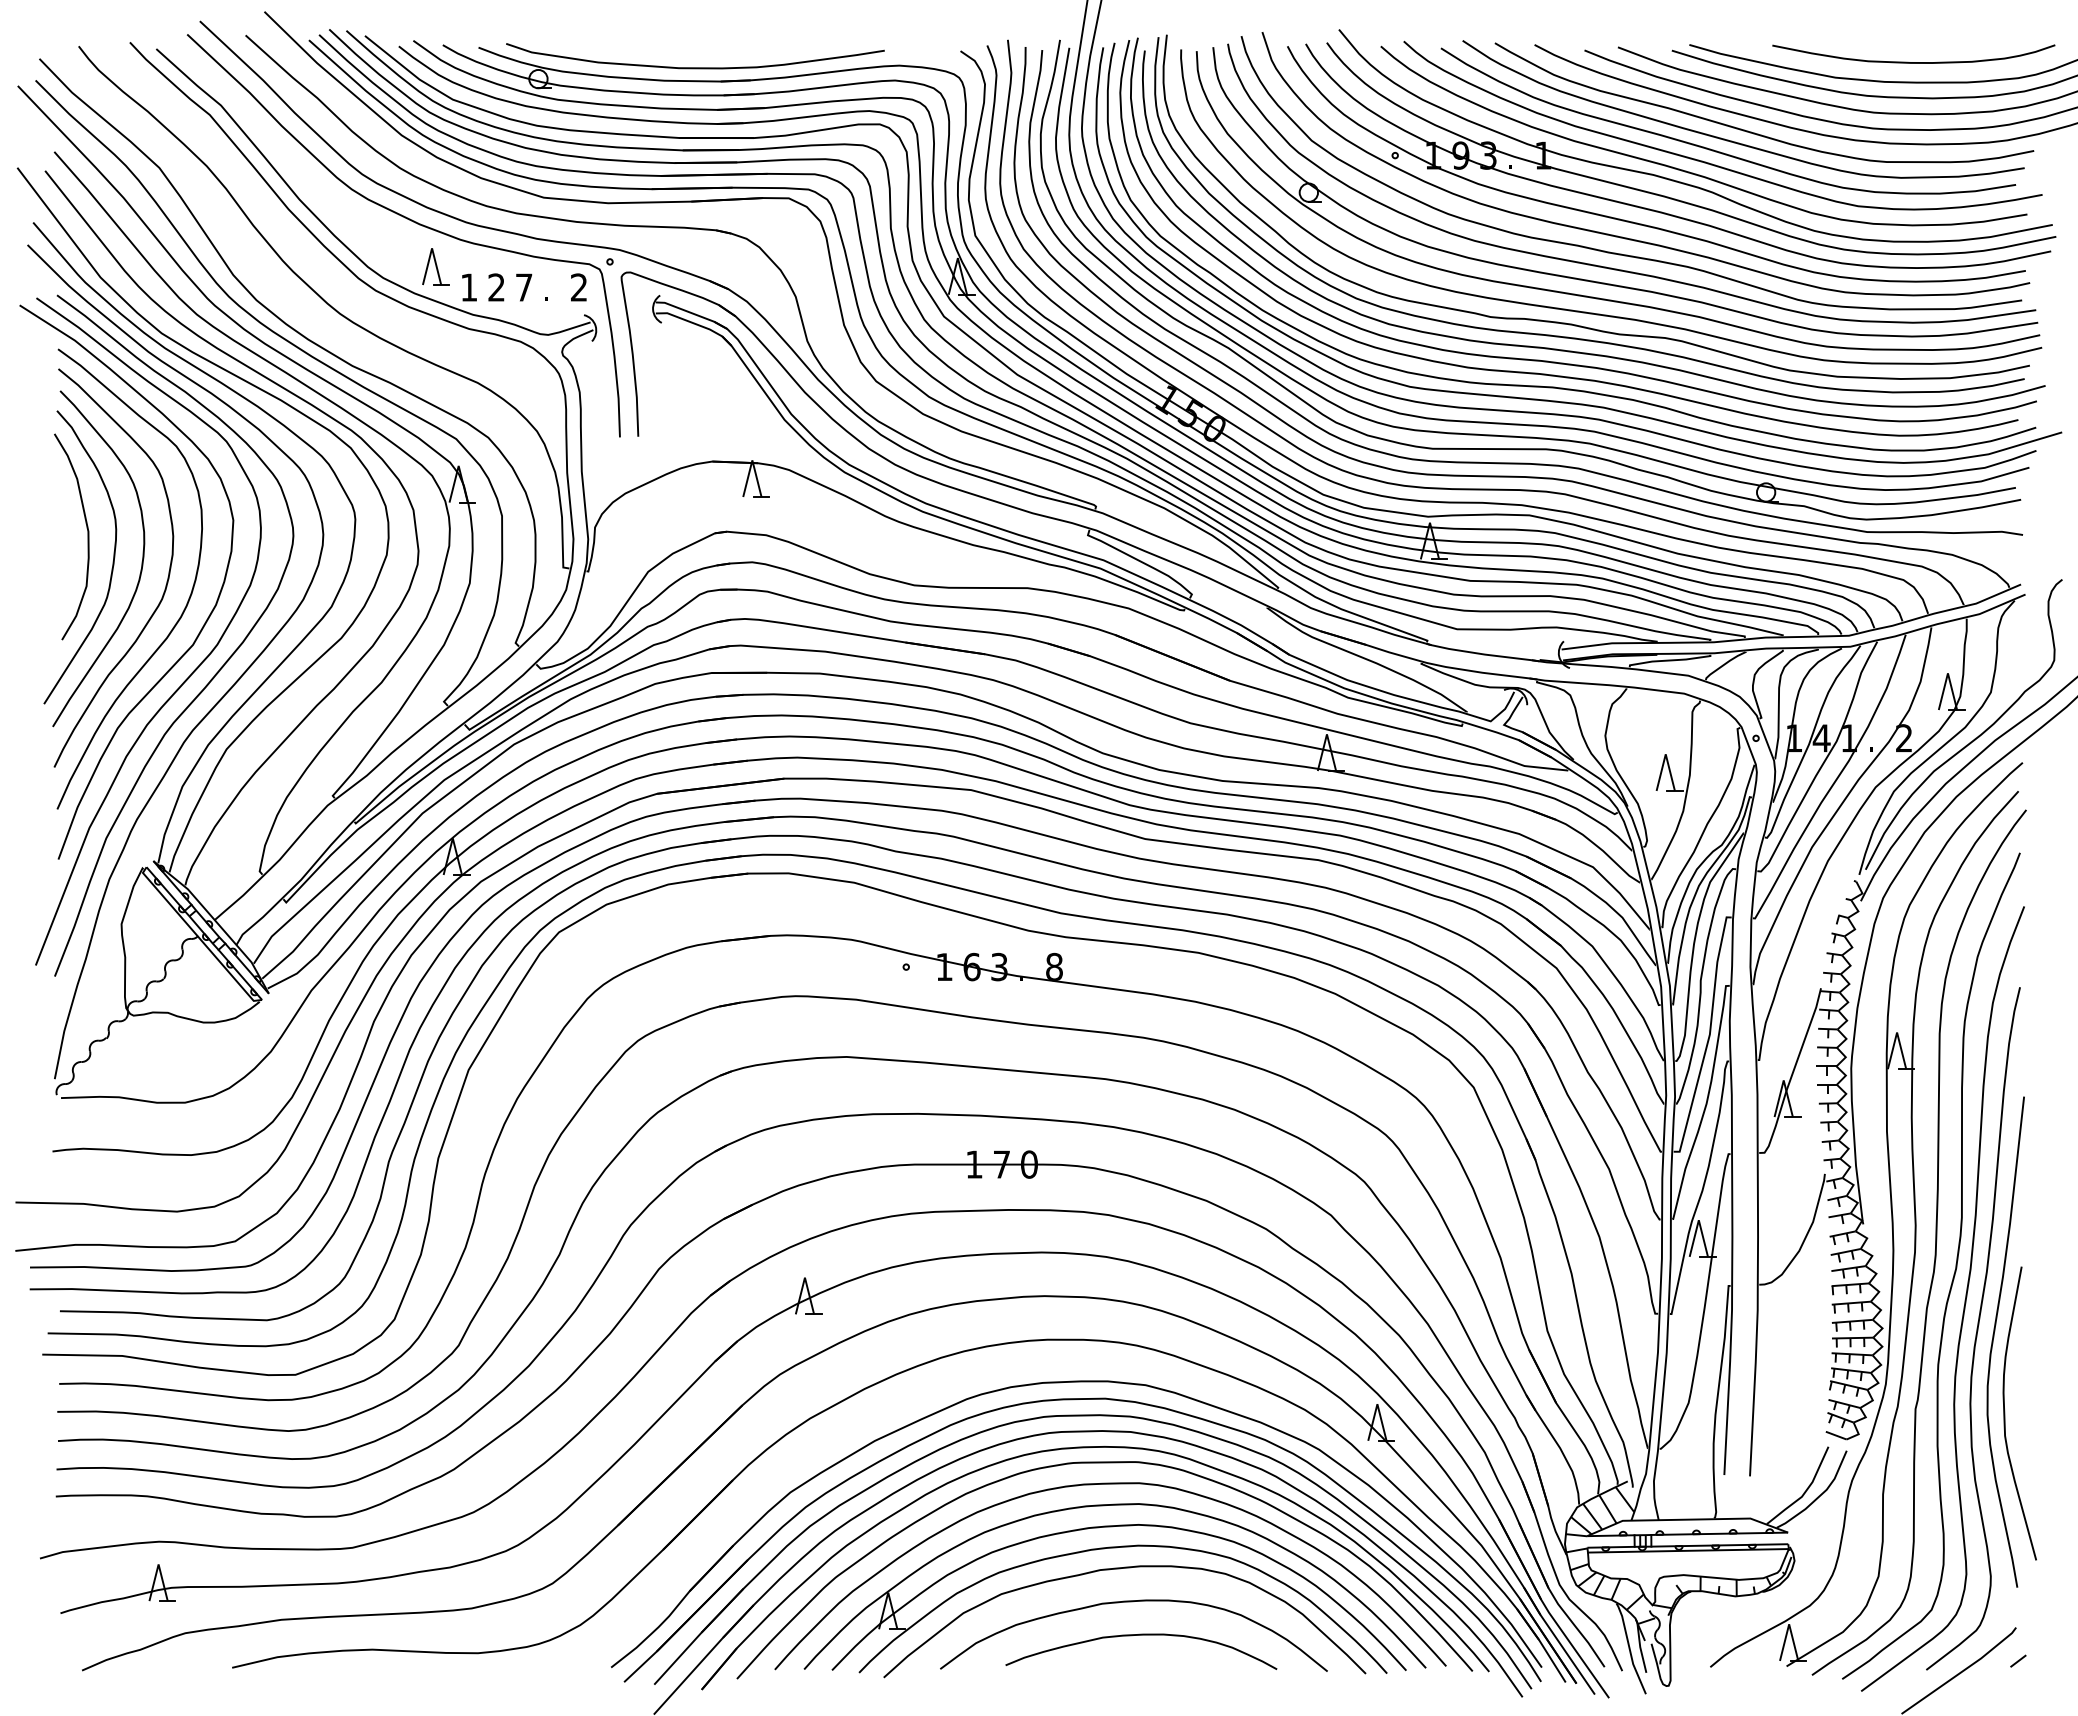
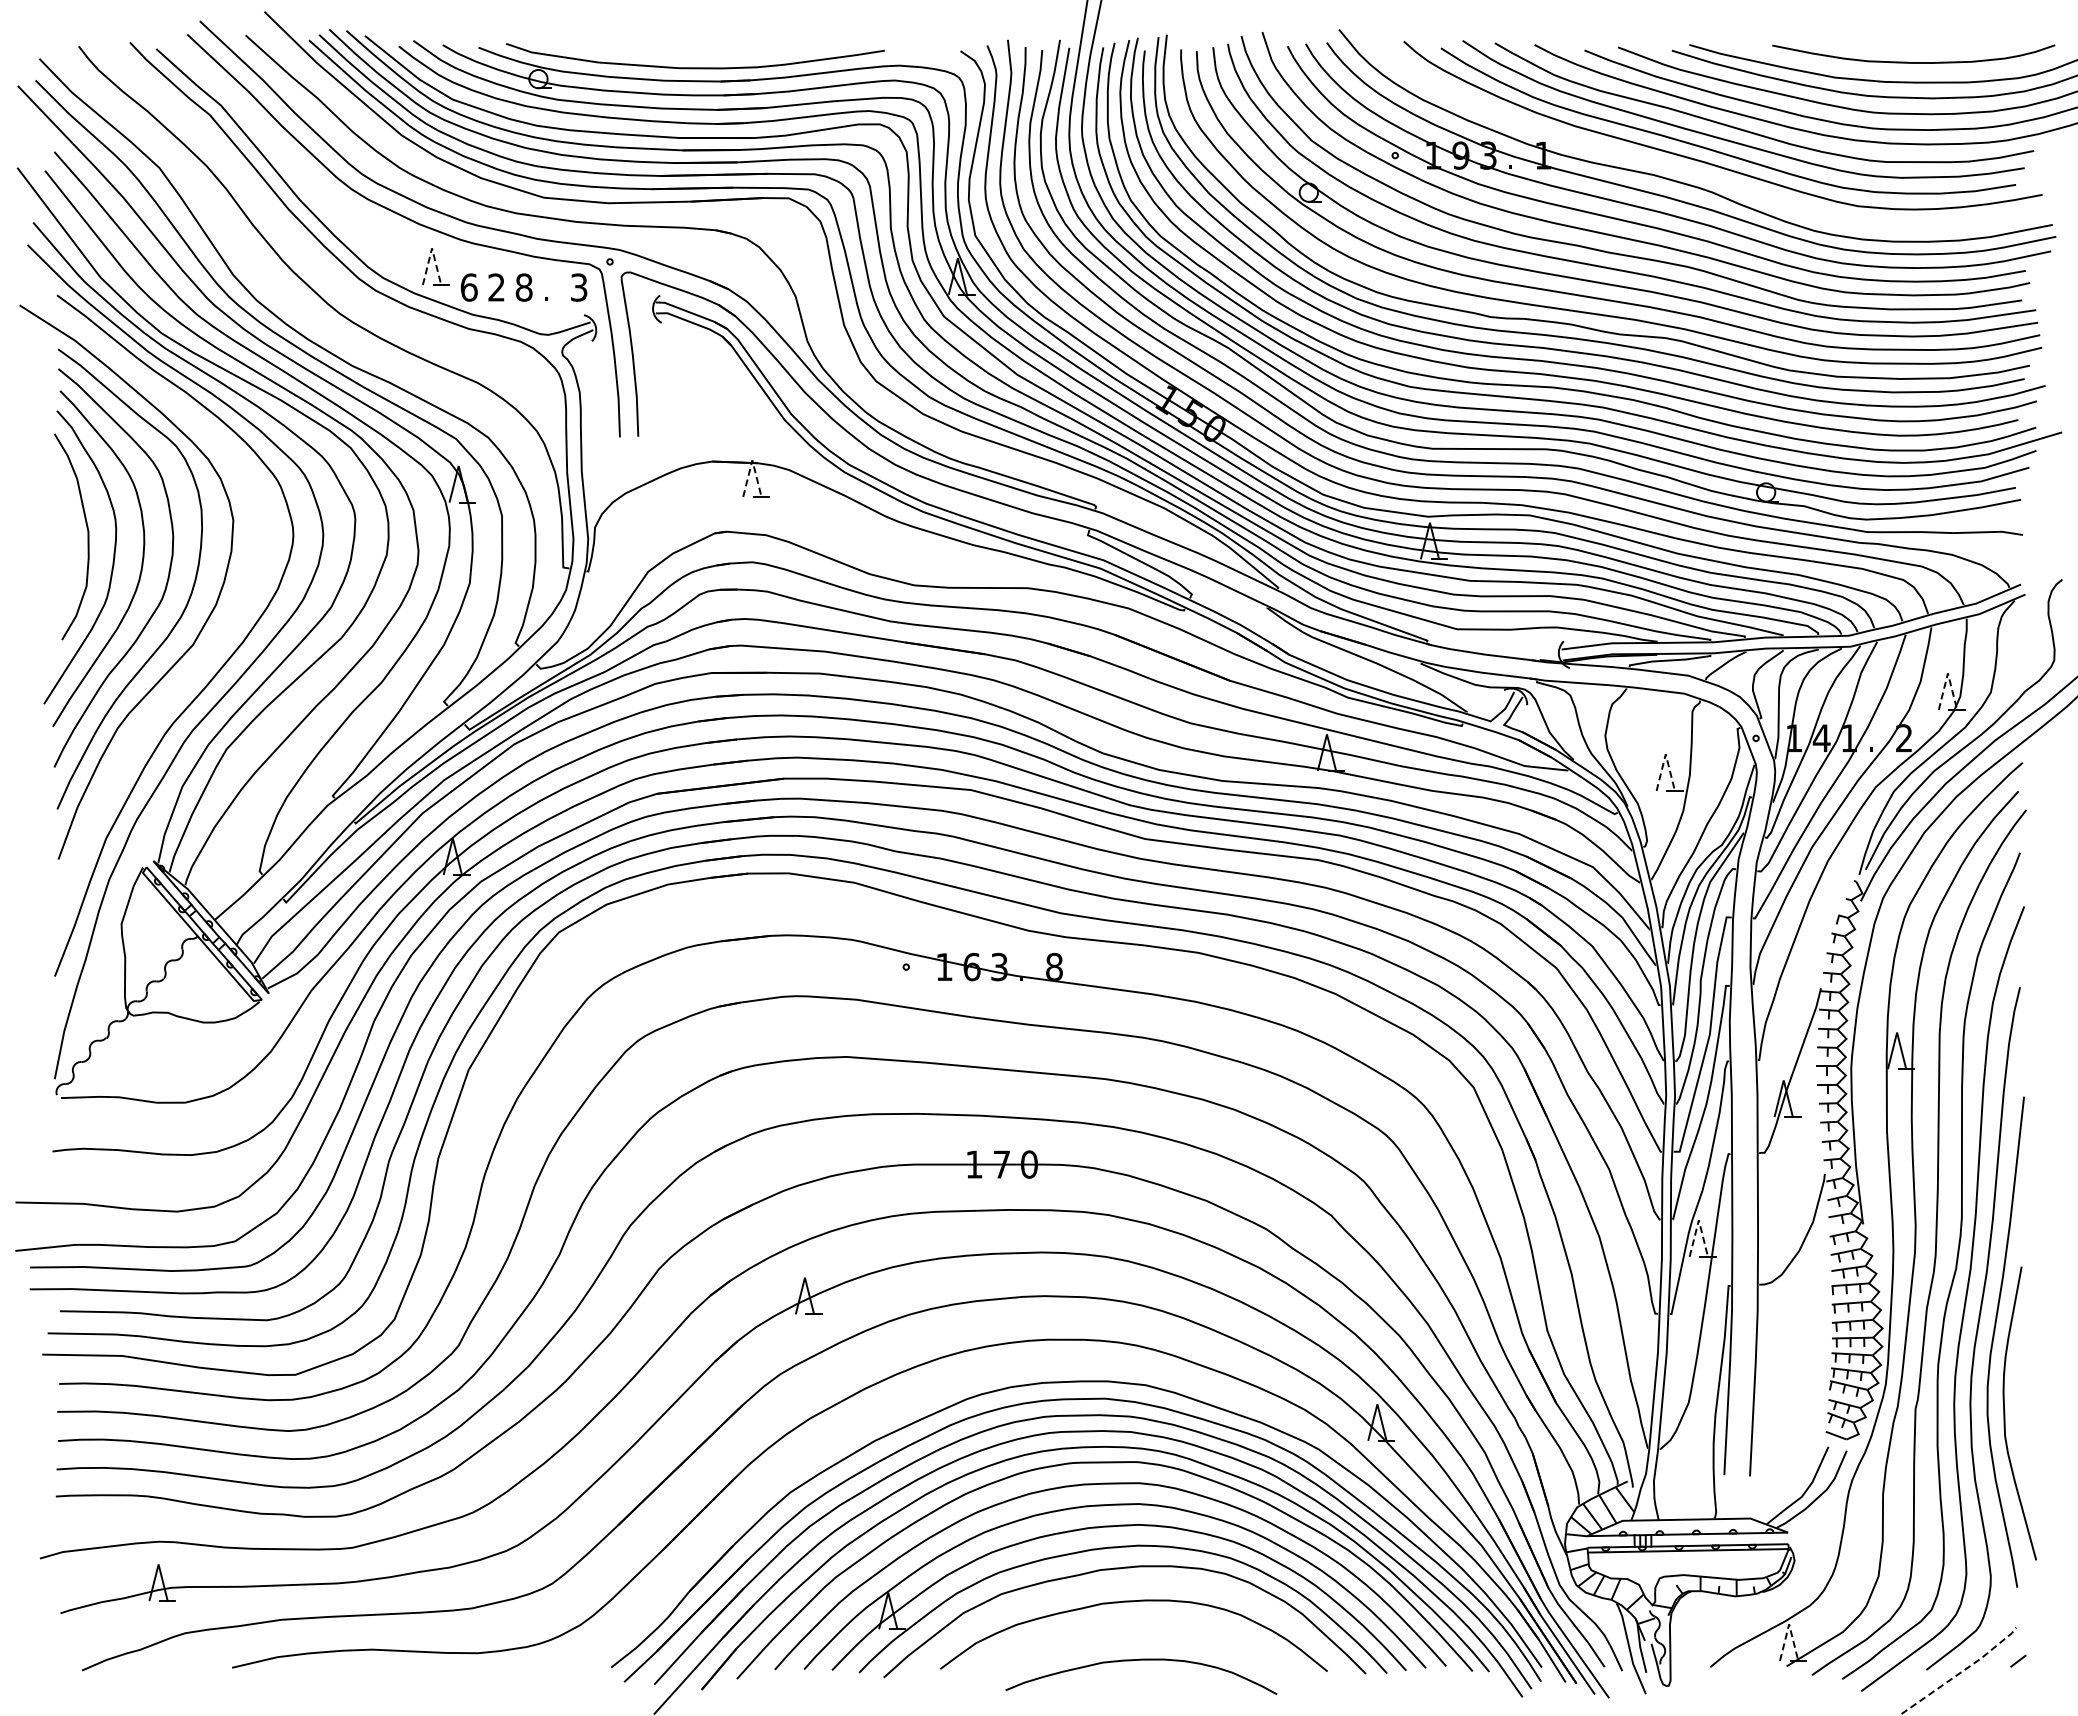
curve: present -> none (1693, 172)
line: solid -> dashed (432, 248)
text: 1 -> 6 (468, 287)
text: 7 -> 8 (523, 287)
text: 2 -> 3 (579, 287)
line: solid -> dashed (752, 460)
curve: present -> none (192, 671)
line: solid -> dashed (1947, 673)
line: solid -> dashed (1665, 754)
line: solid -> dashed (1698, 1220)
line: solid -> dashed (1789, 1624)
curve position: (1141, 1635) -> (1141, 1660) (1141, 1660)
line: solid -> dashed (1961, 1672)
